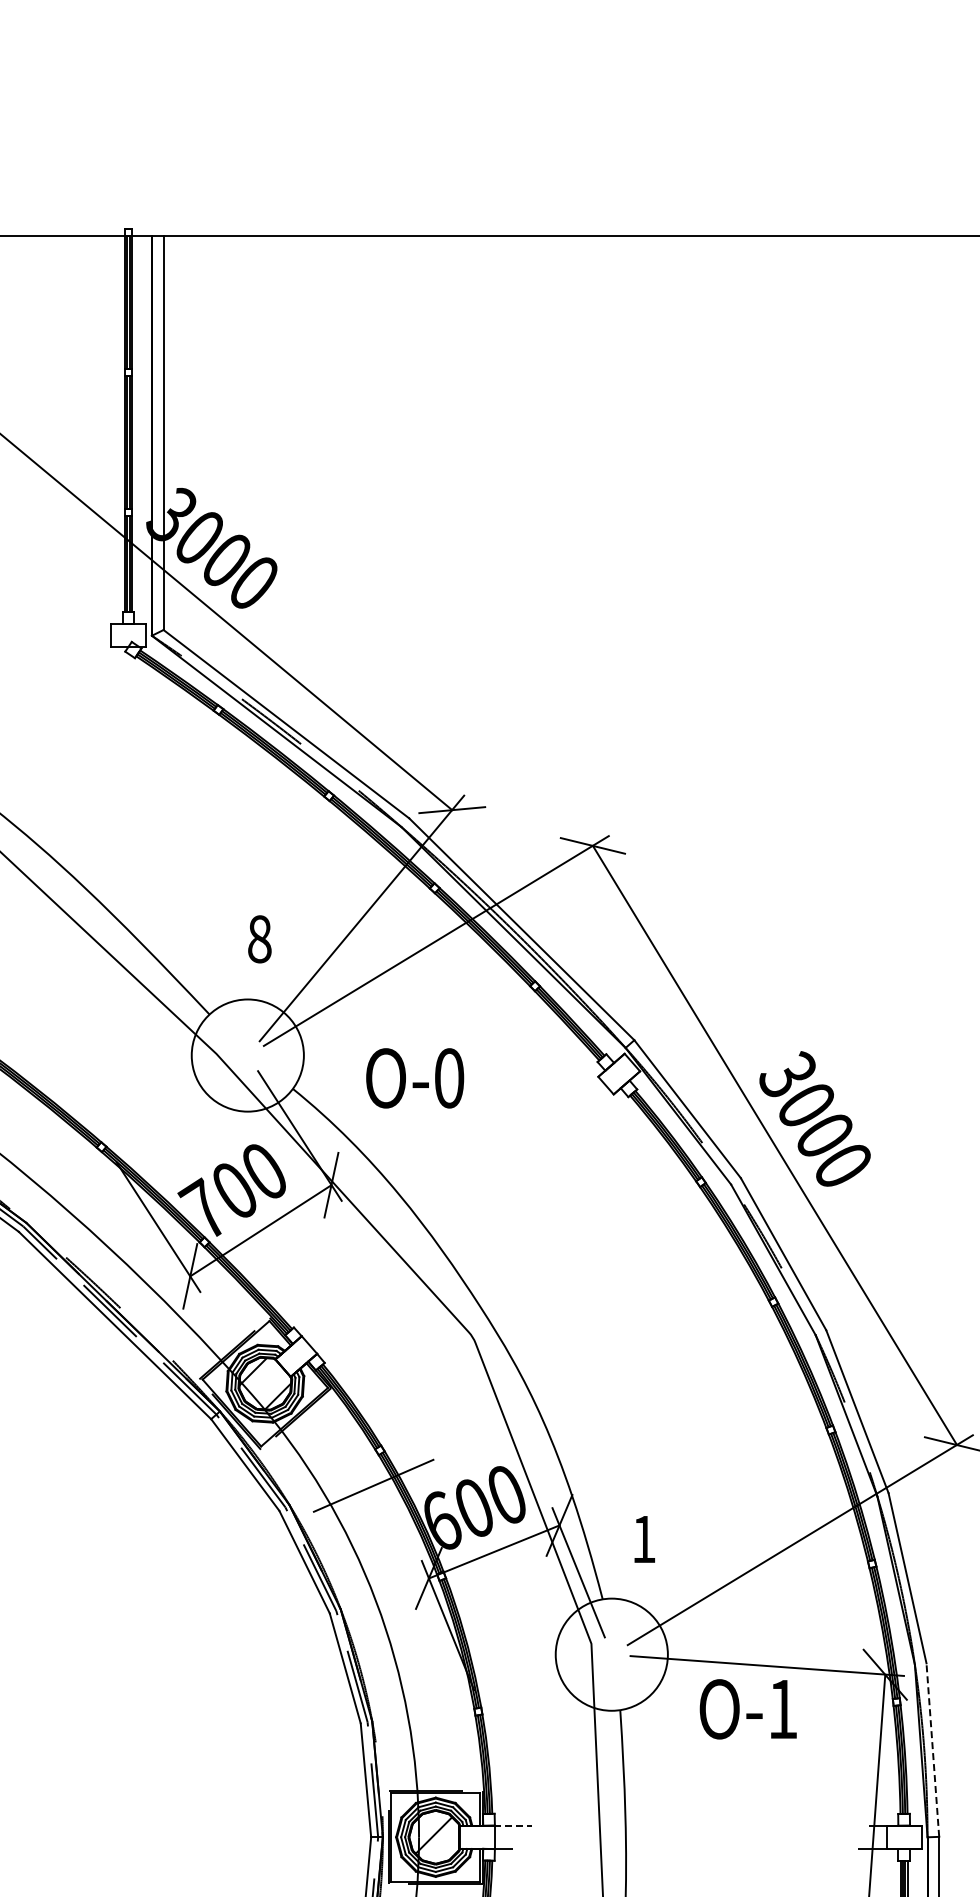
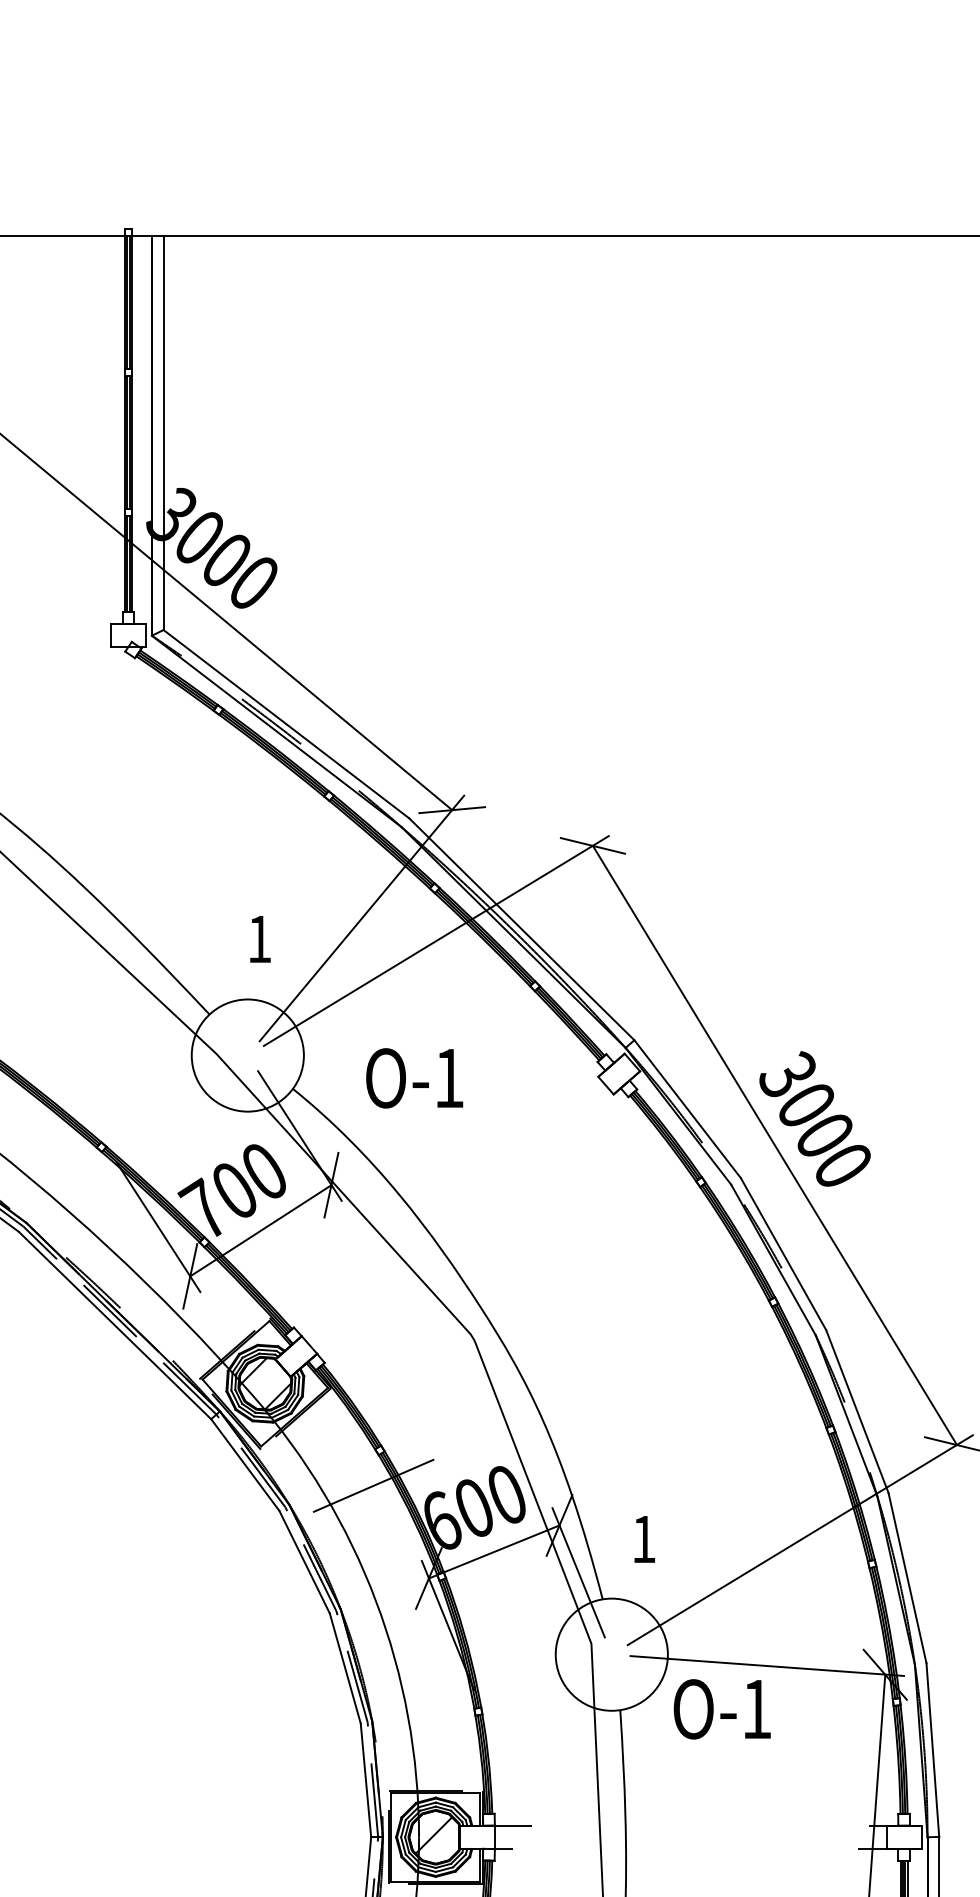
text: 8 -> 1 (259, 939)
text: -0 -> -1 (449, 1078)
text position: (747, 1709) -> (721, 1709) (721, 1709)
line: dashed -> solid (932, 1750)
line: dashed -> solid (513, 1825)
